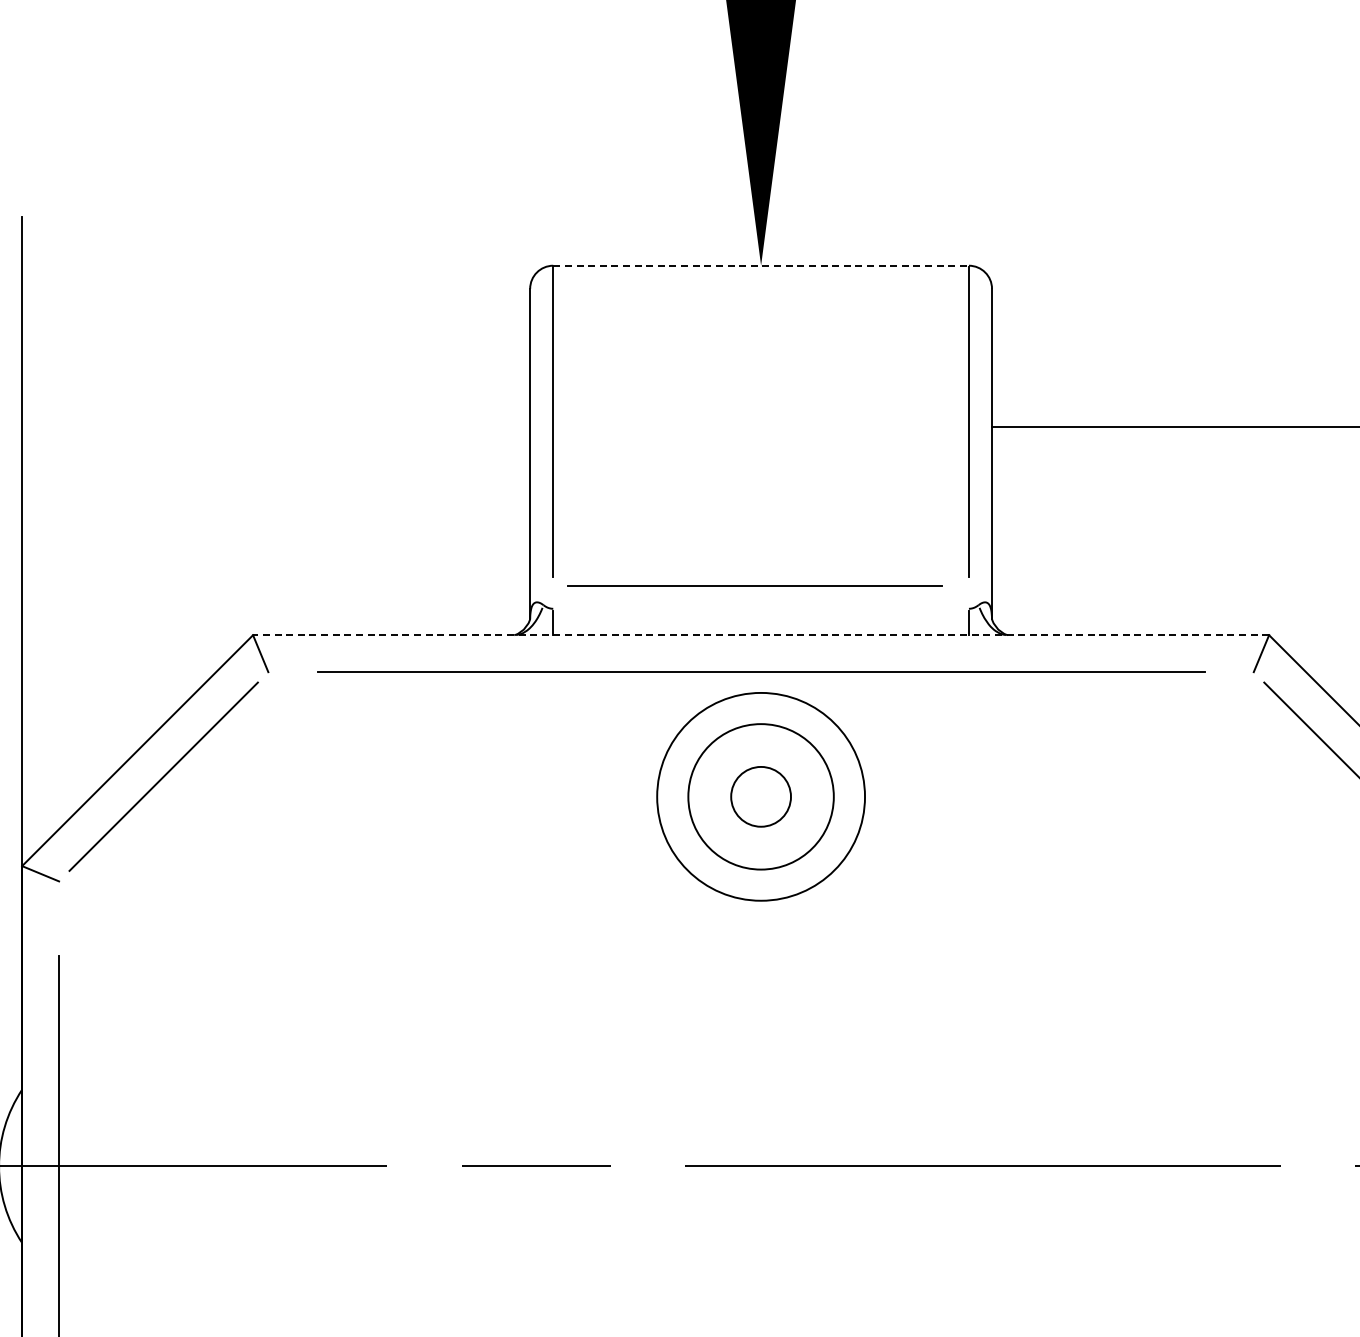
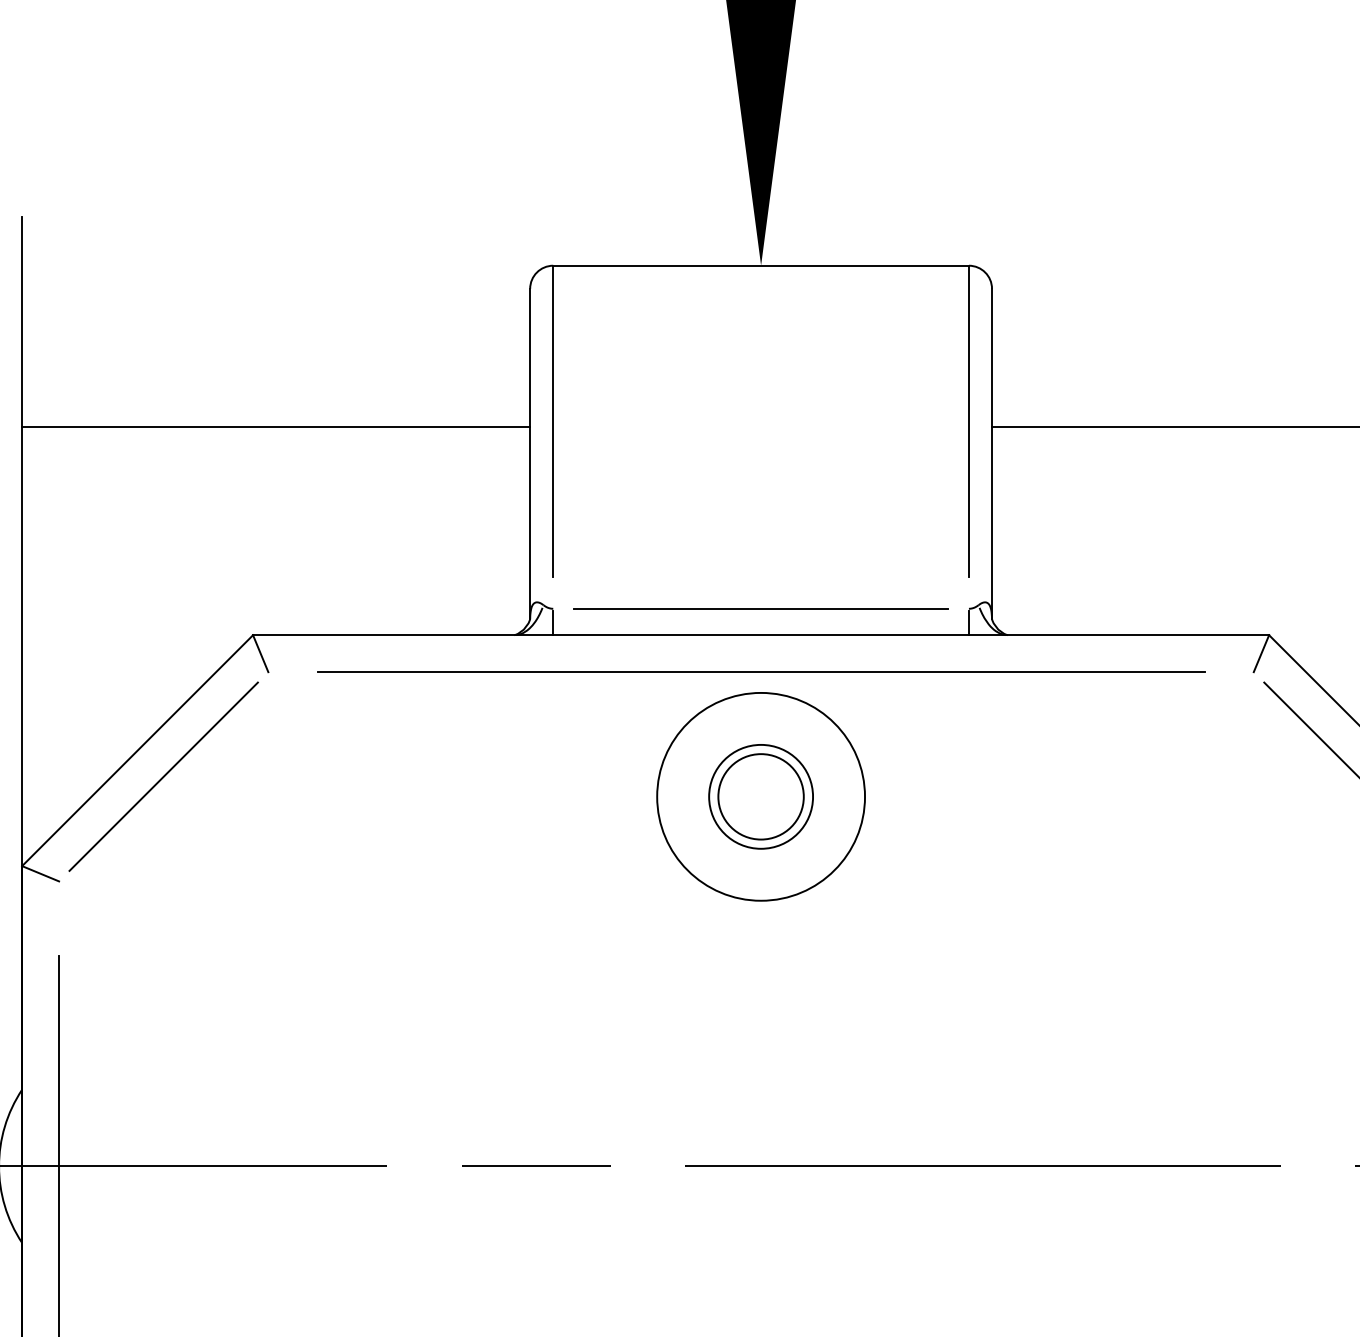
line: dashed -> solid (761, 265)
line: none -> present (276, 427)
line position: (754, 585) -> (760, 608) (760, 608)
line: dashed -> solid (760, 635)
circle diameter: 145 px -> 104 px (761, 796)
circle diameter: 60 px -> 85 px (760, 796)
